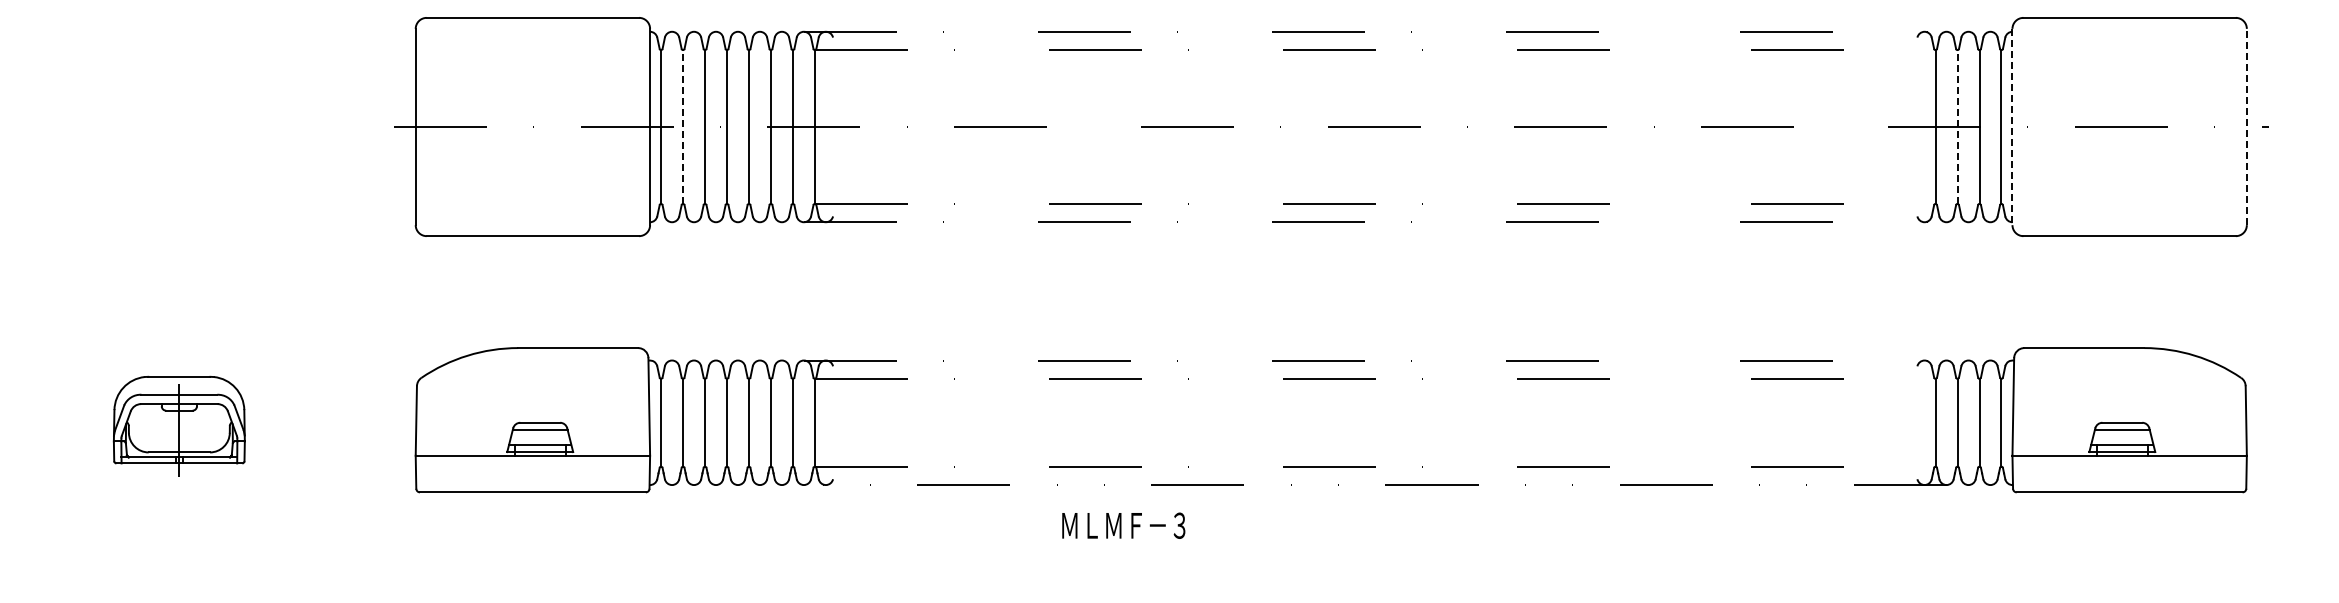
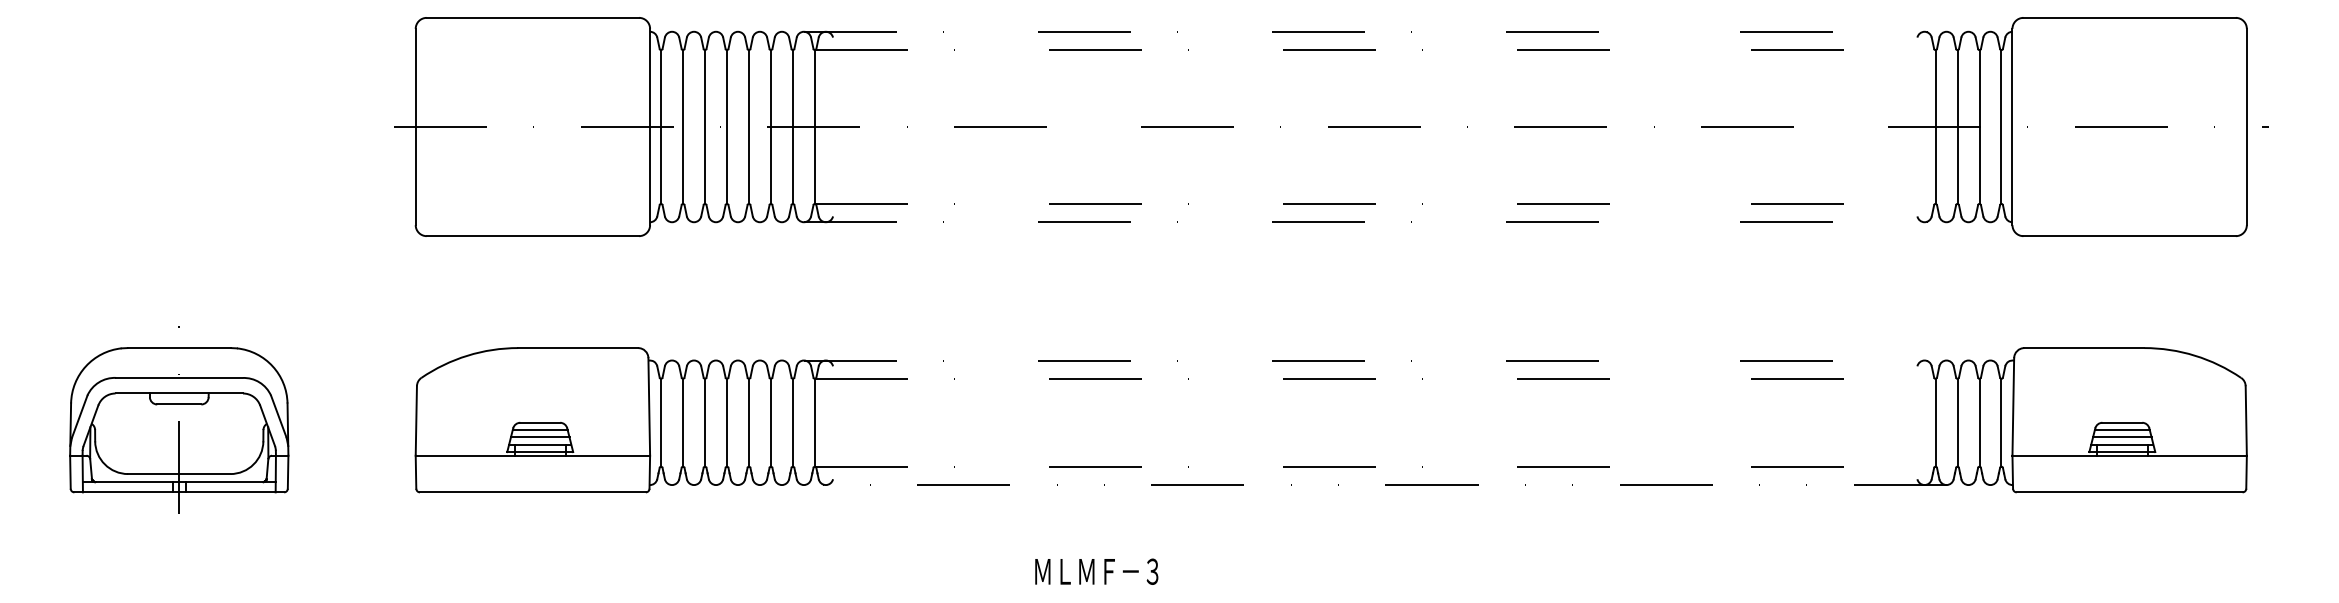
line: dashed -> solid (2246, 126)
line: dashed -> solid (683, 127)
line: dashed -> solid (1957, 127)
line: dashed -> solid (2012, 127)
part size: 134x102 px -> 221x188 px (179, 419)
line: none -> present (539, 437)
line: none -> present (2122, 437)
text position: (1123, 525) -> (1096, 571) (1096, 571)
